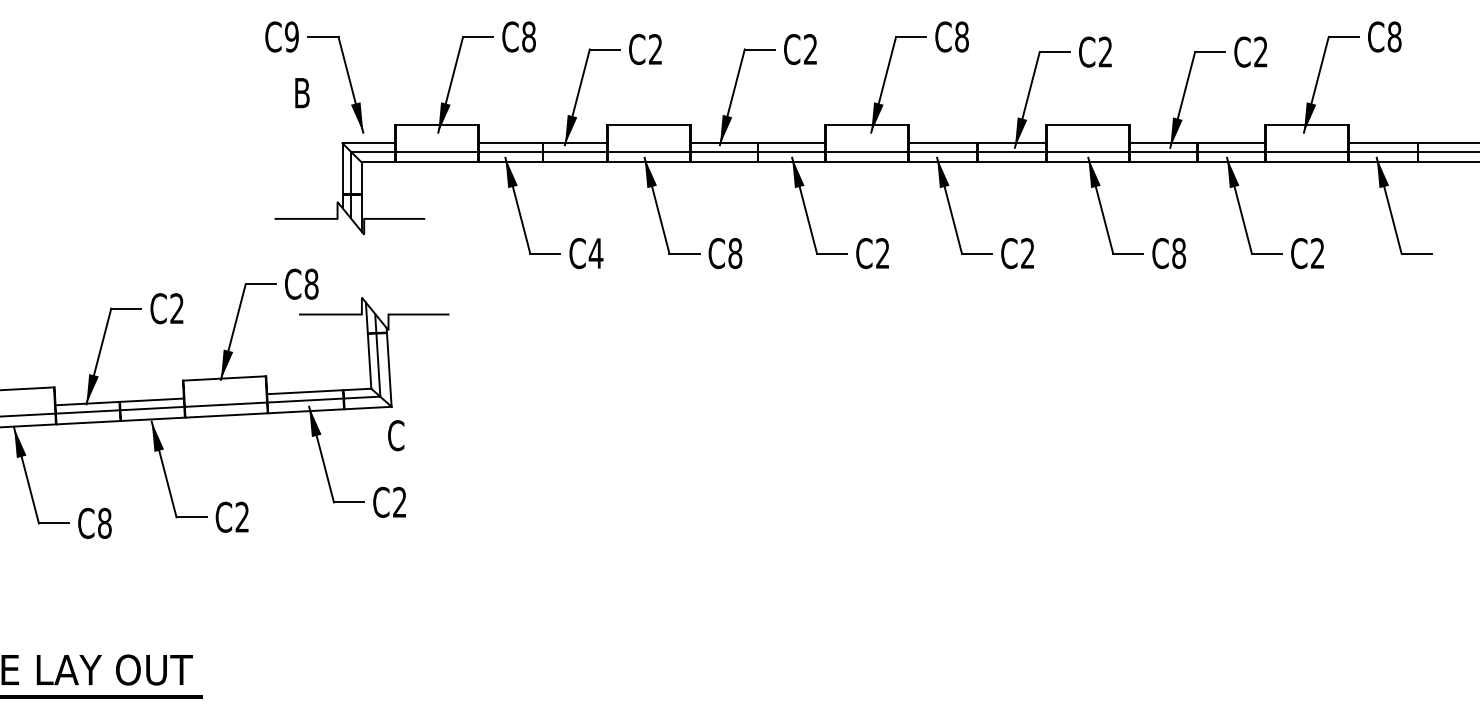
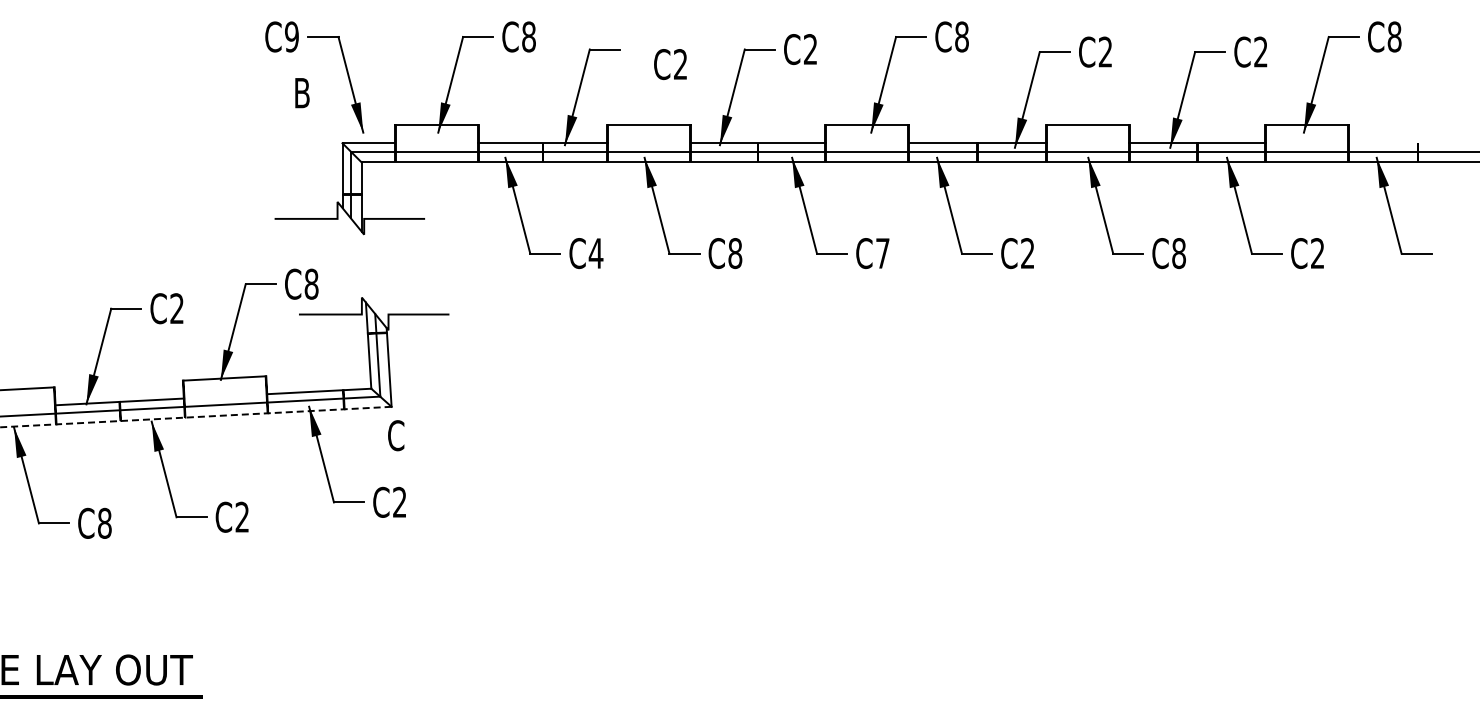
text position: (645, 49) -> (670, 64) (670, 64)
line: present -> none (1412, 143)
text: C2 -> C7 (882, 253)
line: solid -> dashed (195, 417)
